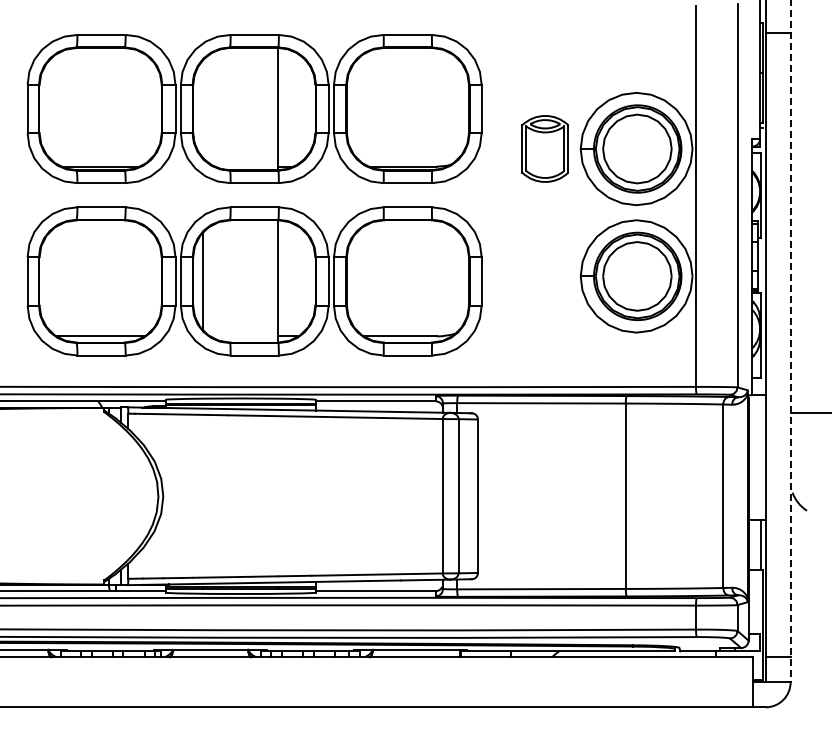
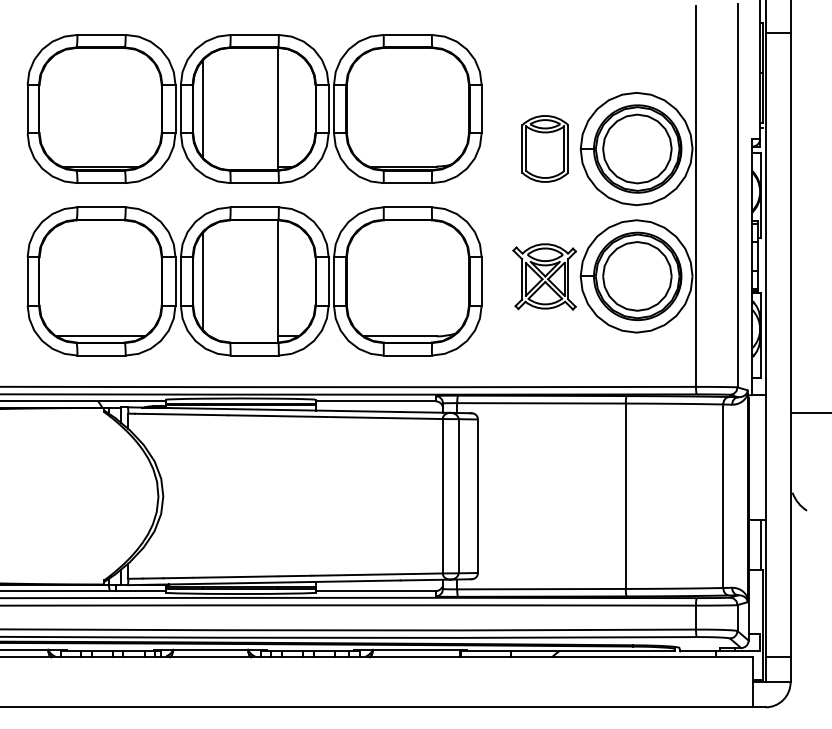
line: none -> present (203, 109)
part: none -> present (544, 276)
line: dashed -> solid (790, 341)
